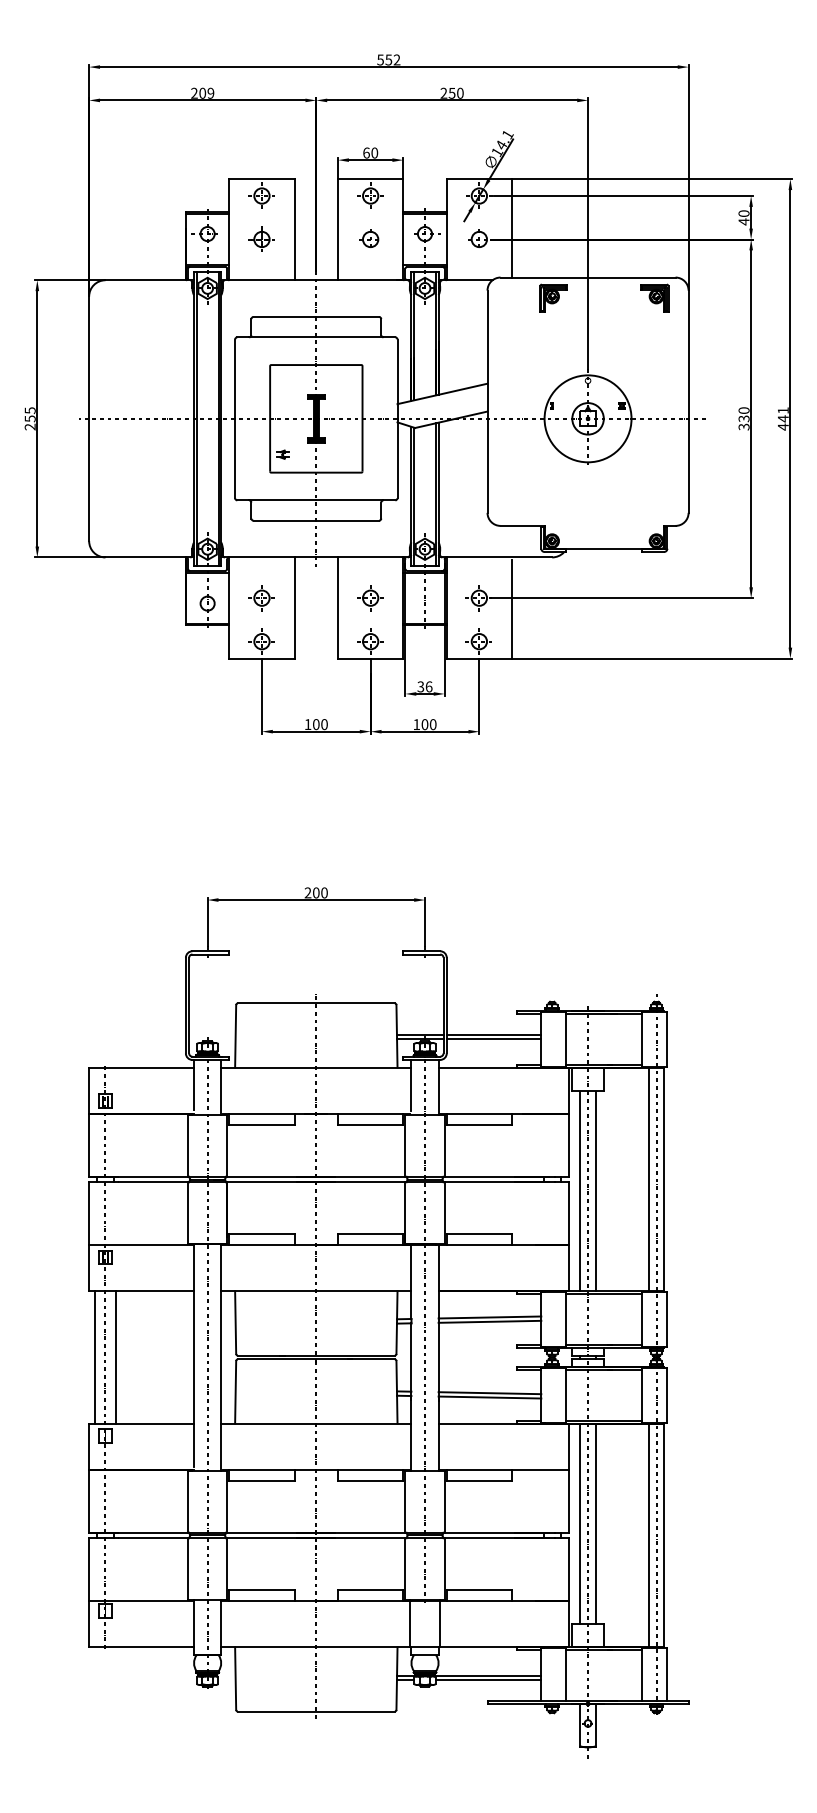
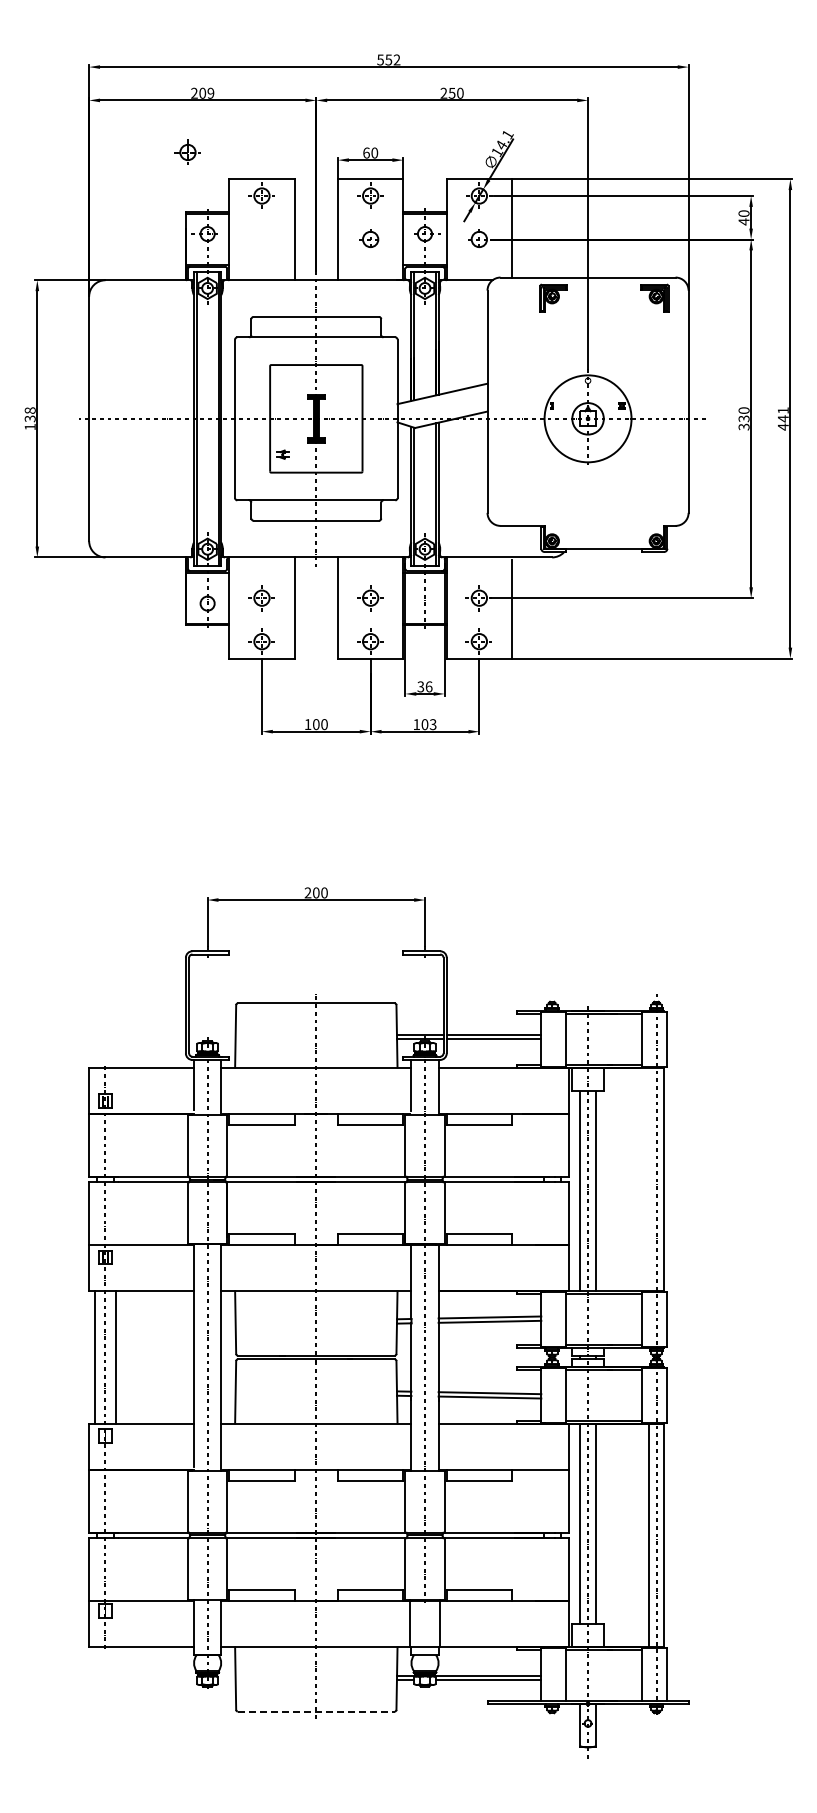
part position: (261, 238) -> (187, 151) (187, 151)
text: 255 -> 138 (29, 418)
text: 100 -> 103 (432, 724)
line: present -> none (649, 1179)
line: solid -> dashed (316, 1711)
